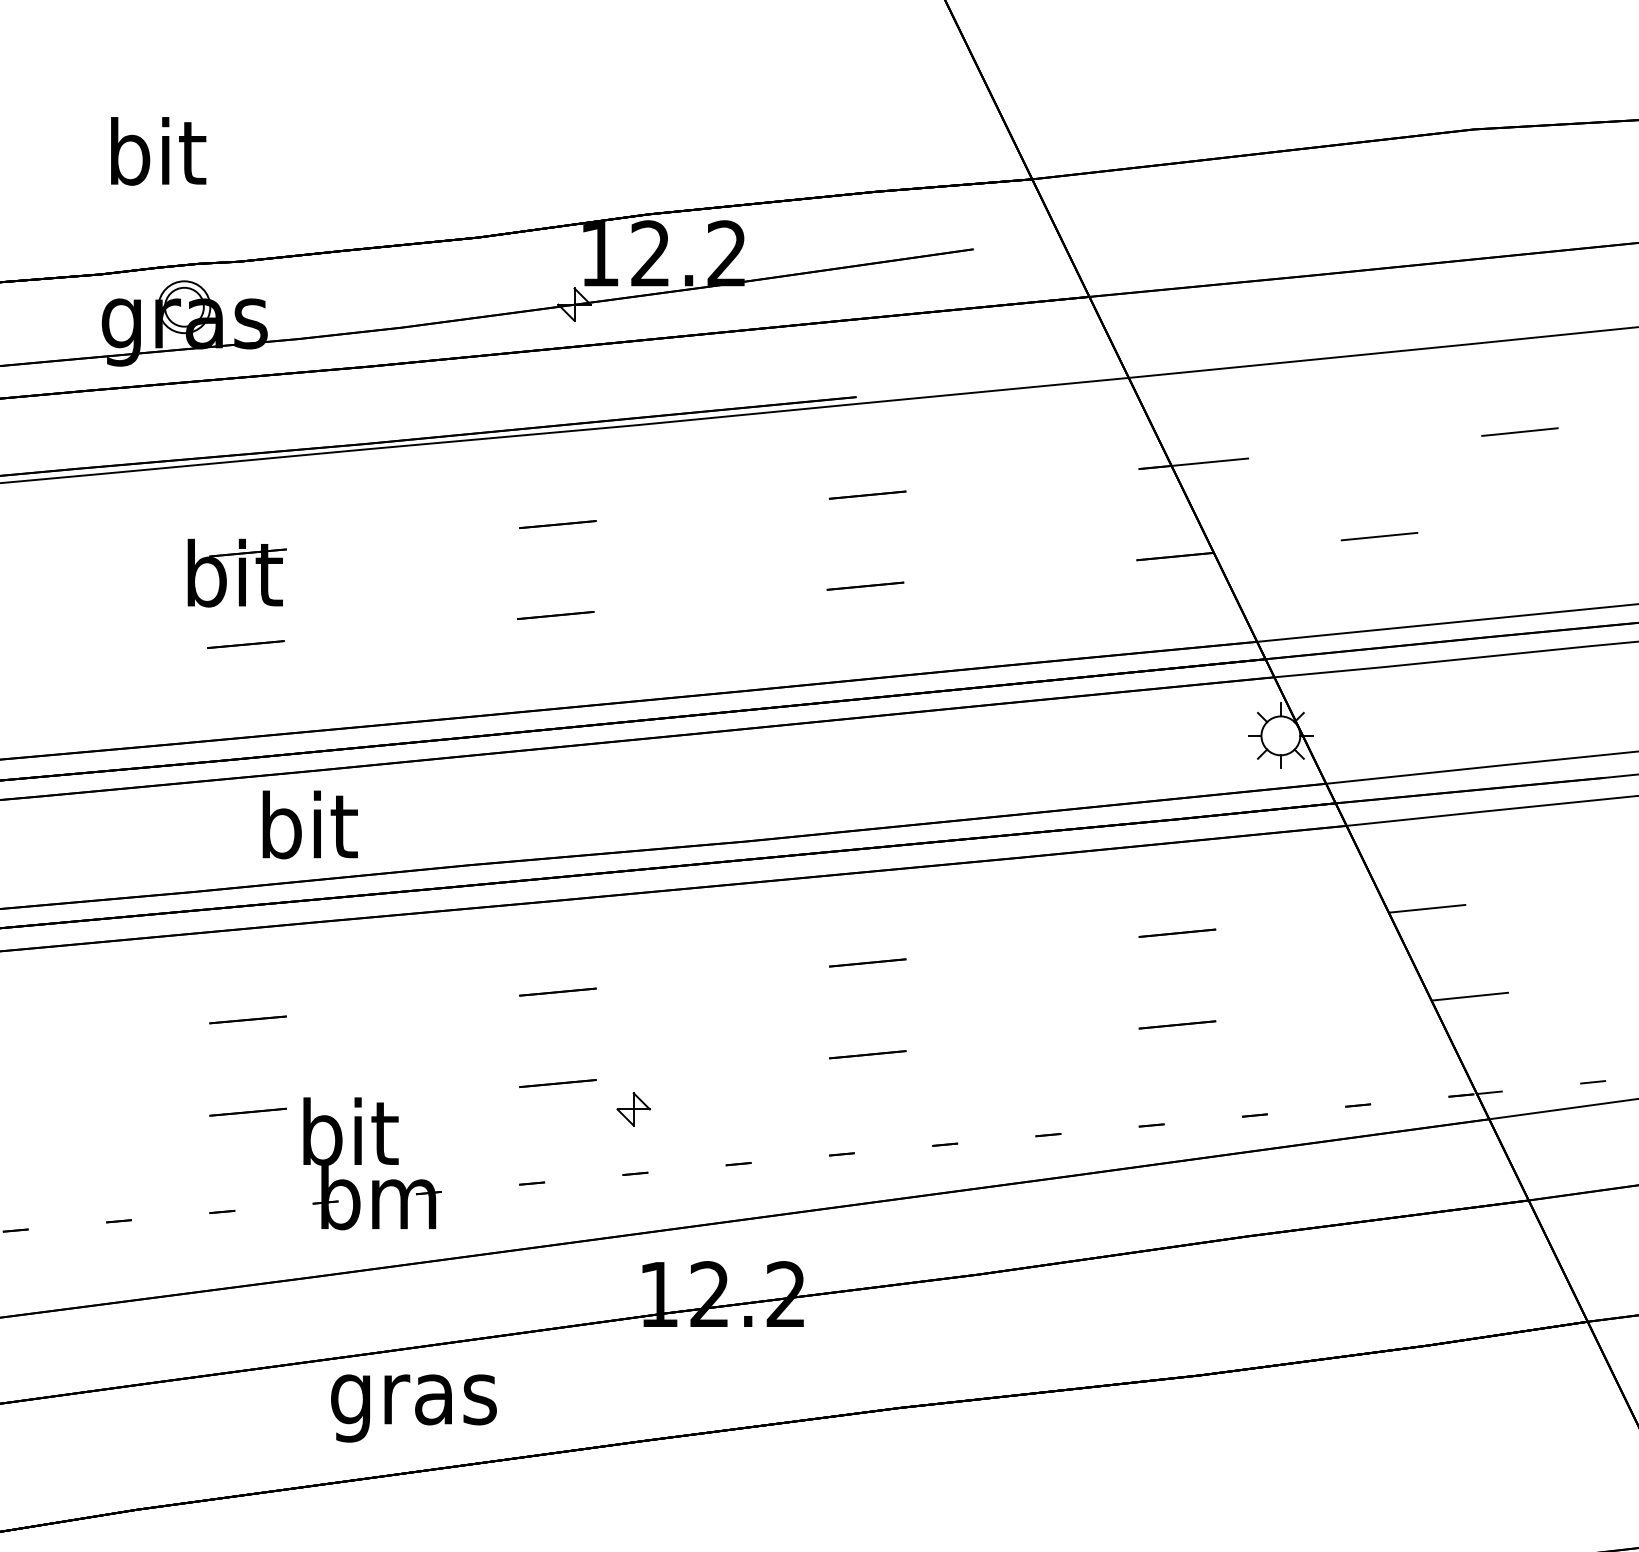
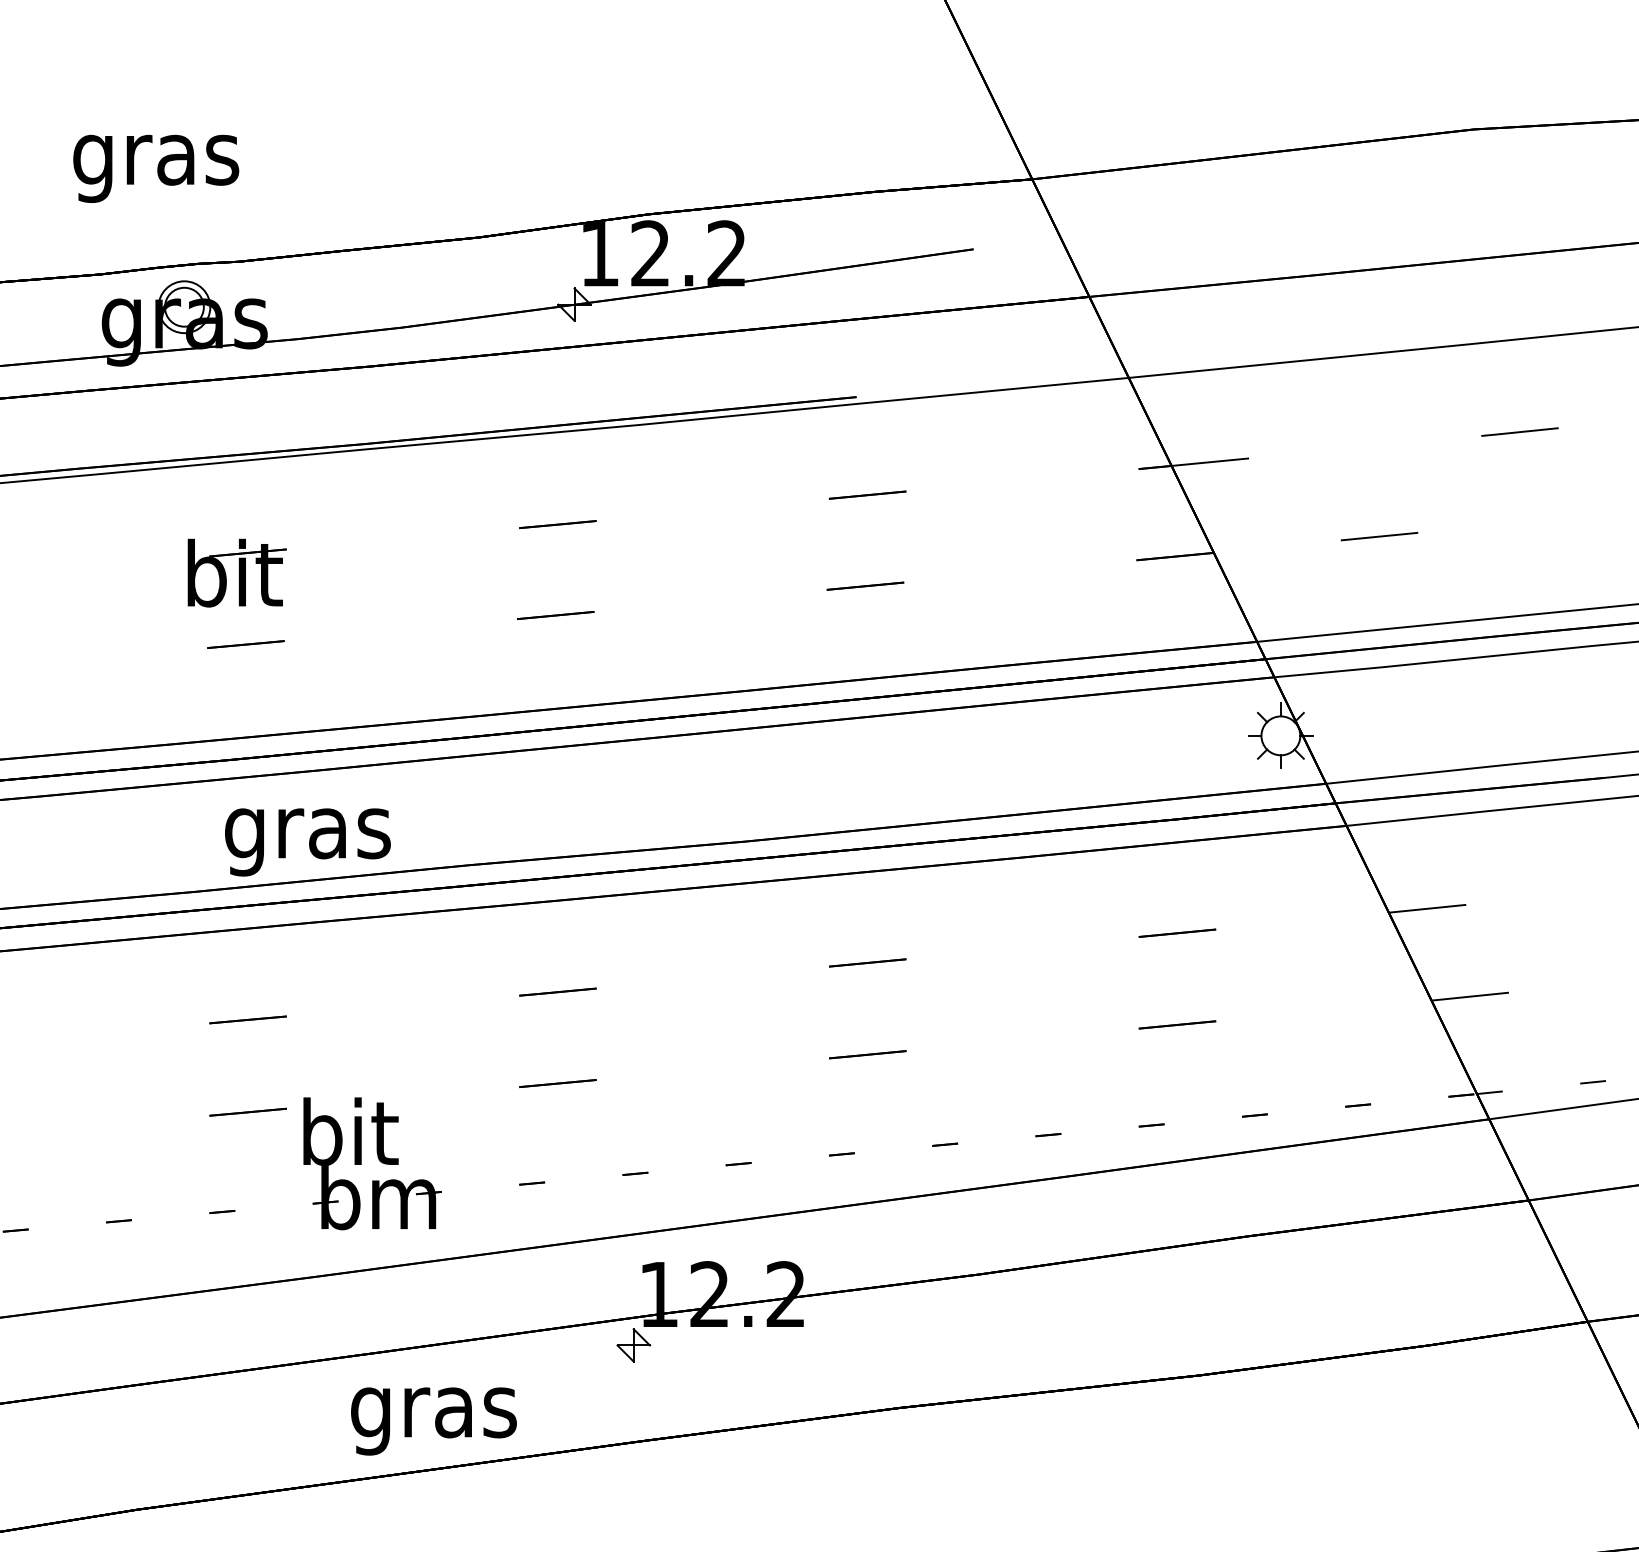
text: bit -> gras (156, 160)
text: bit -> gras (307, 833)
part position: (633, 1109) -> (633, 1345) (633, 1345)
text position: (413, 1408) -> (433, 1421) (433, 1421)
